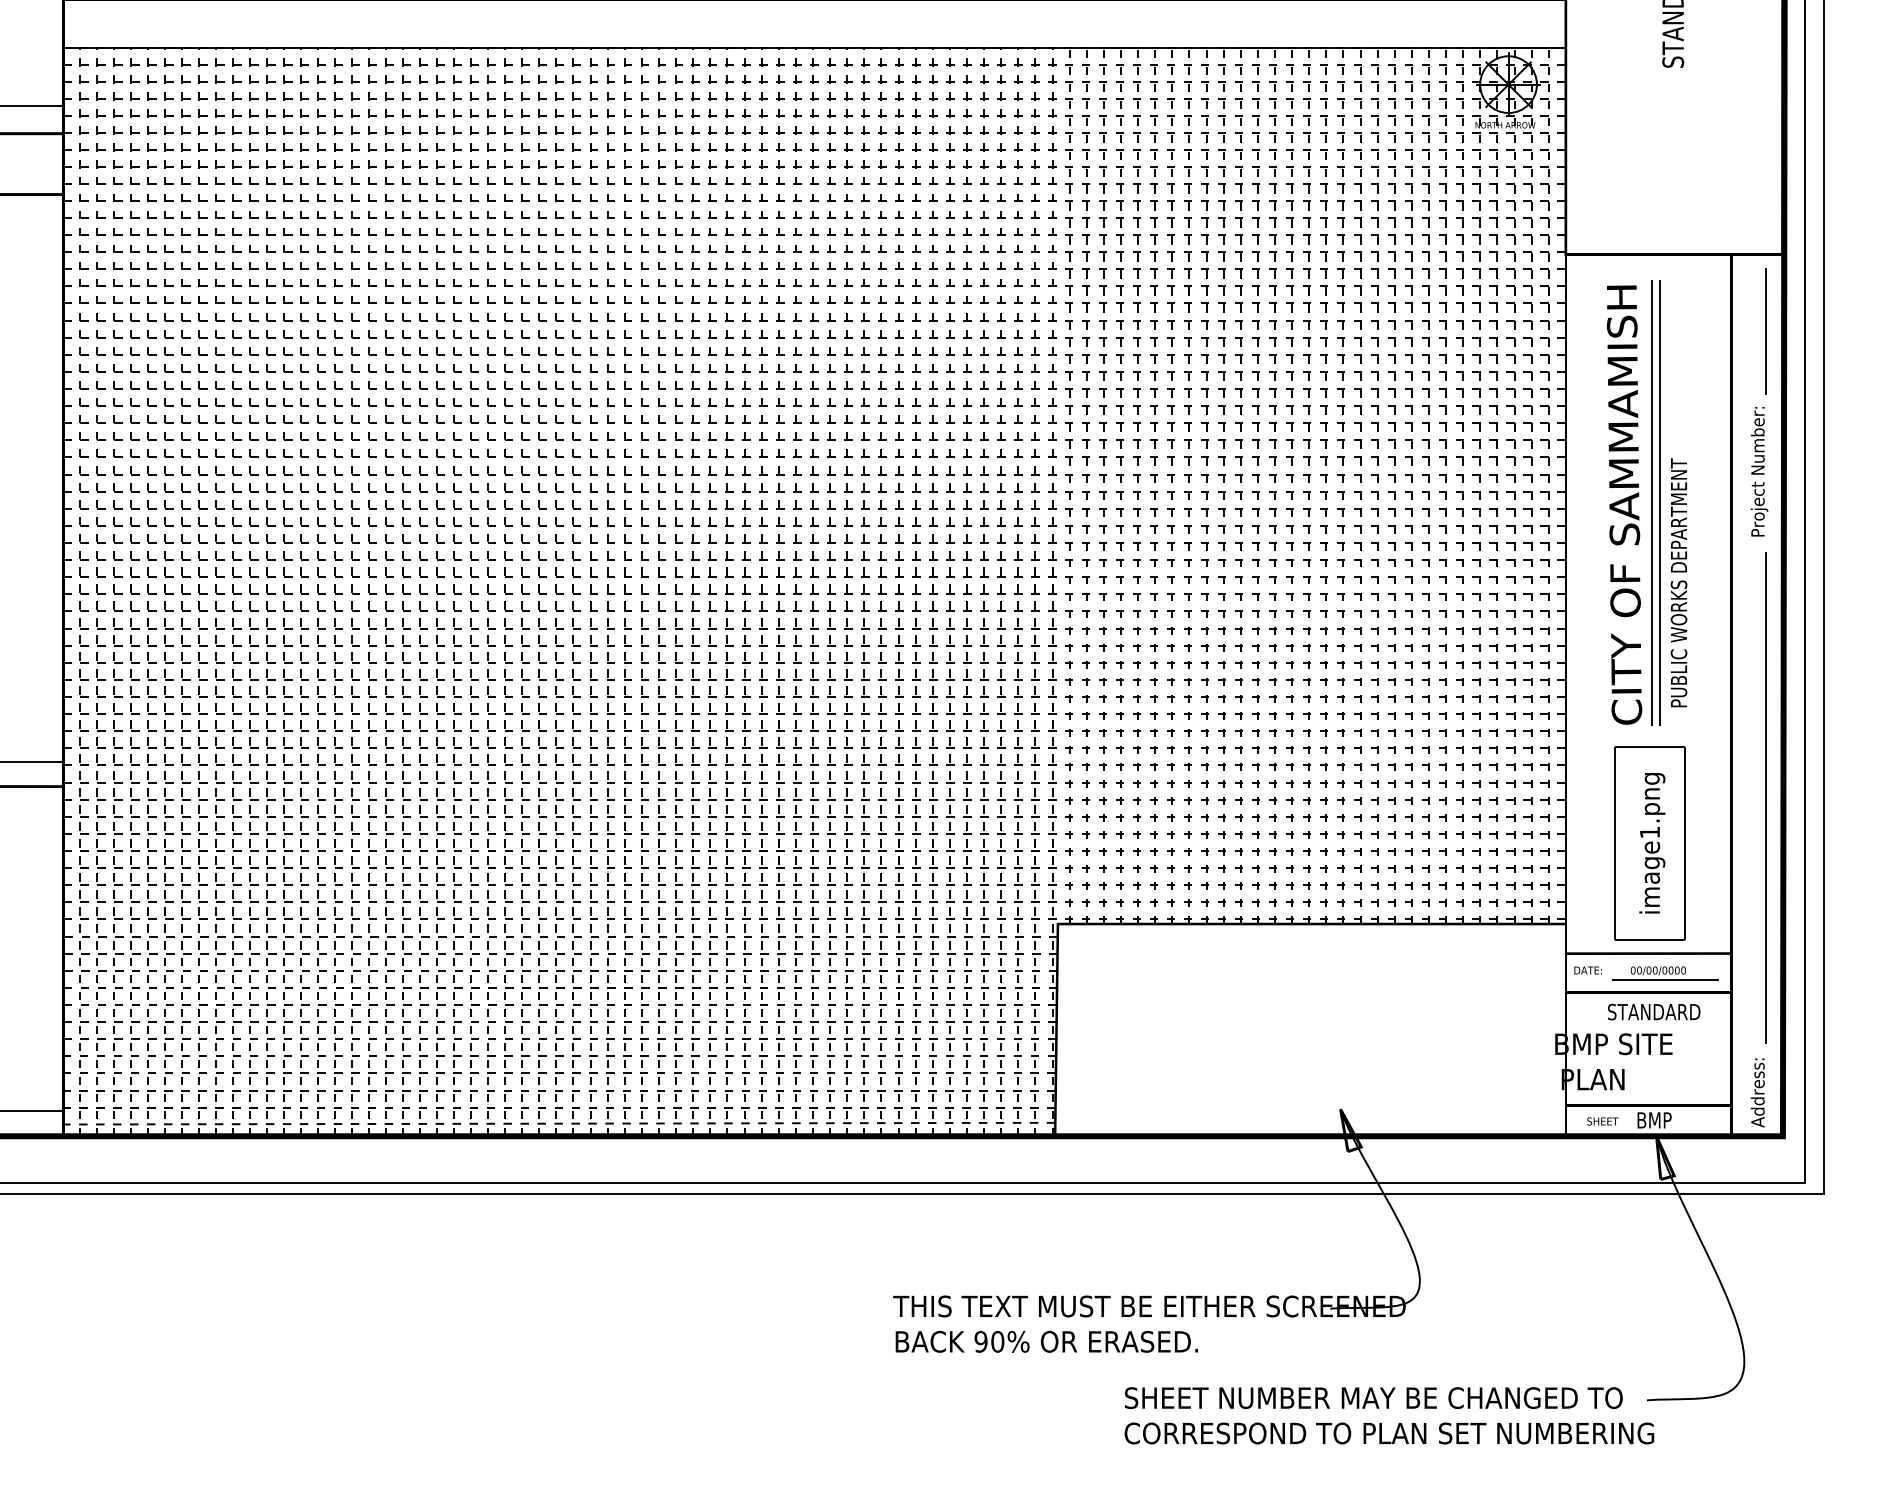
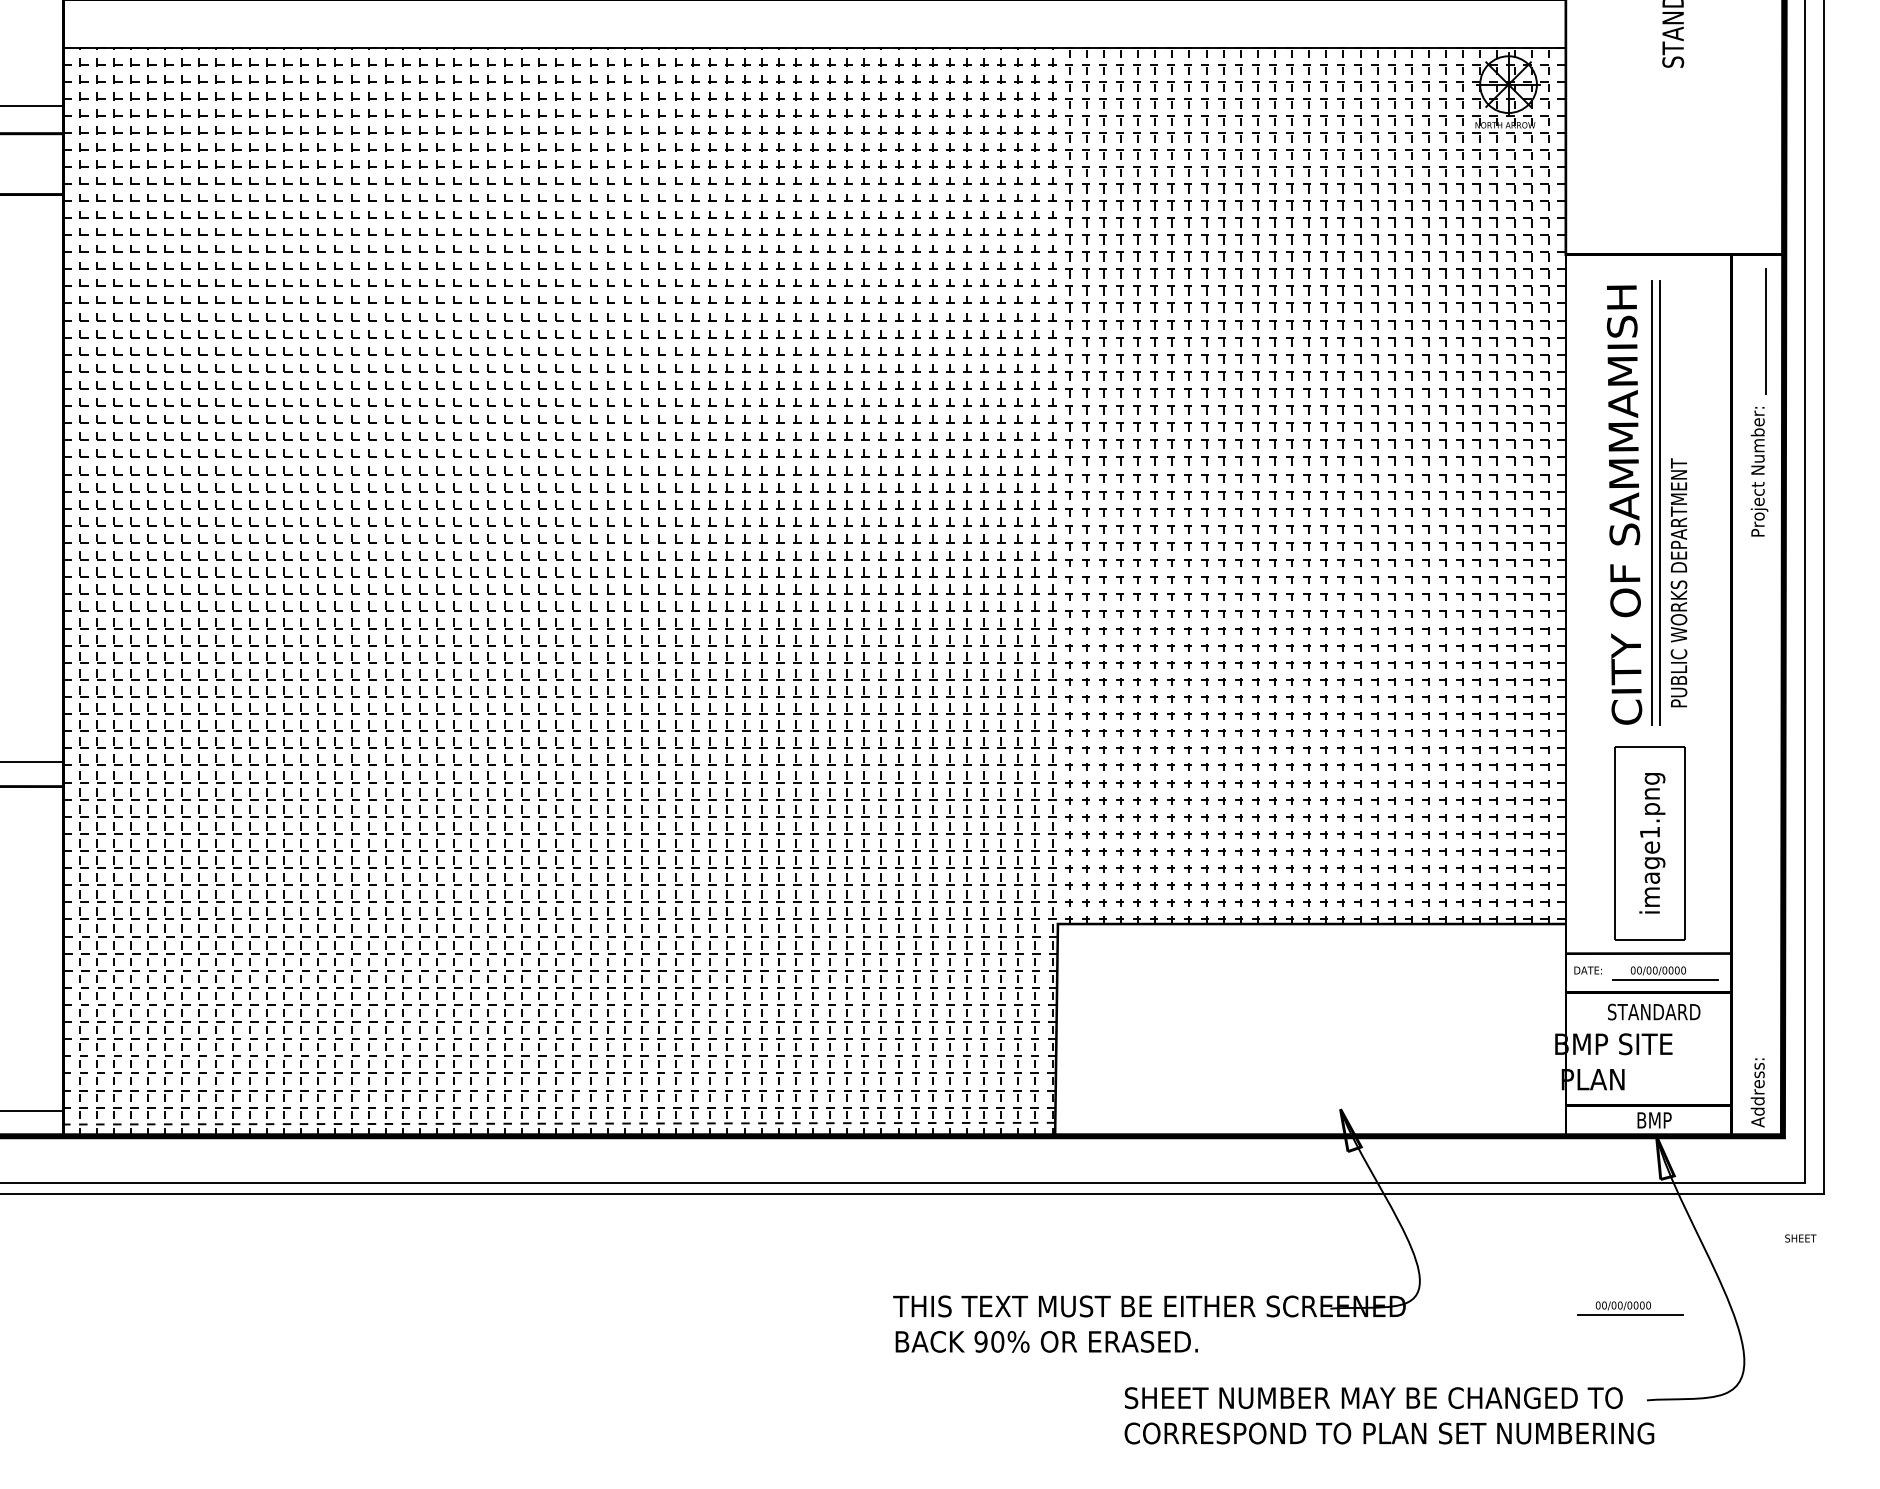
line: present -> none (1766, 797)
text position: (1602, 1121) -> (1800, 1238) (1800, 1238)
part: none -> present (1630, 1308)
